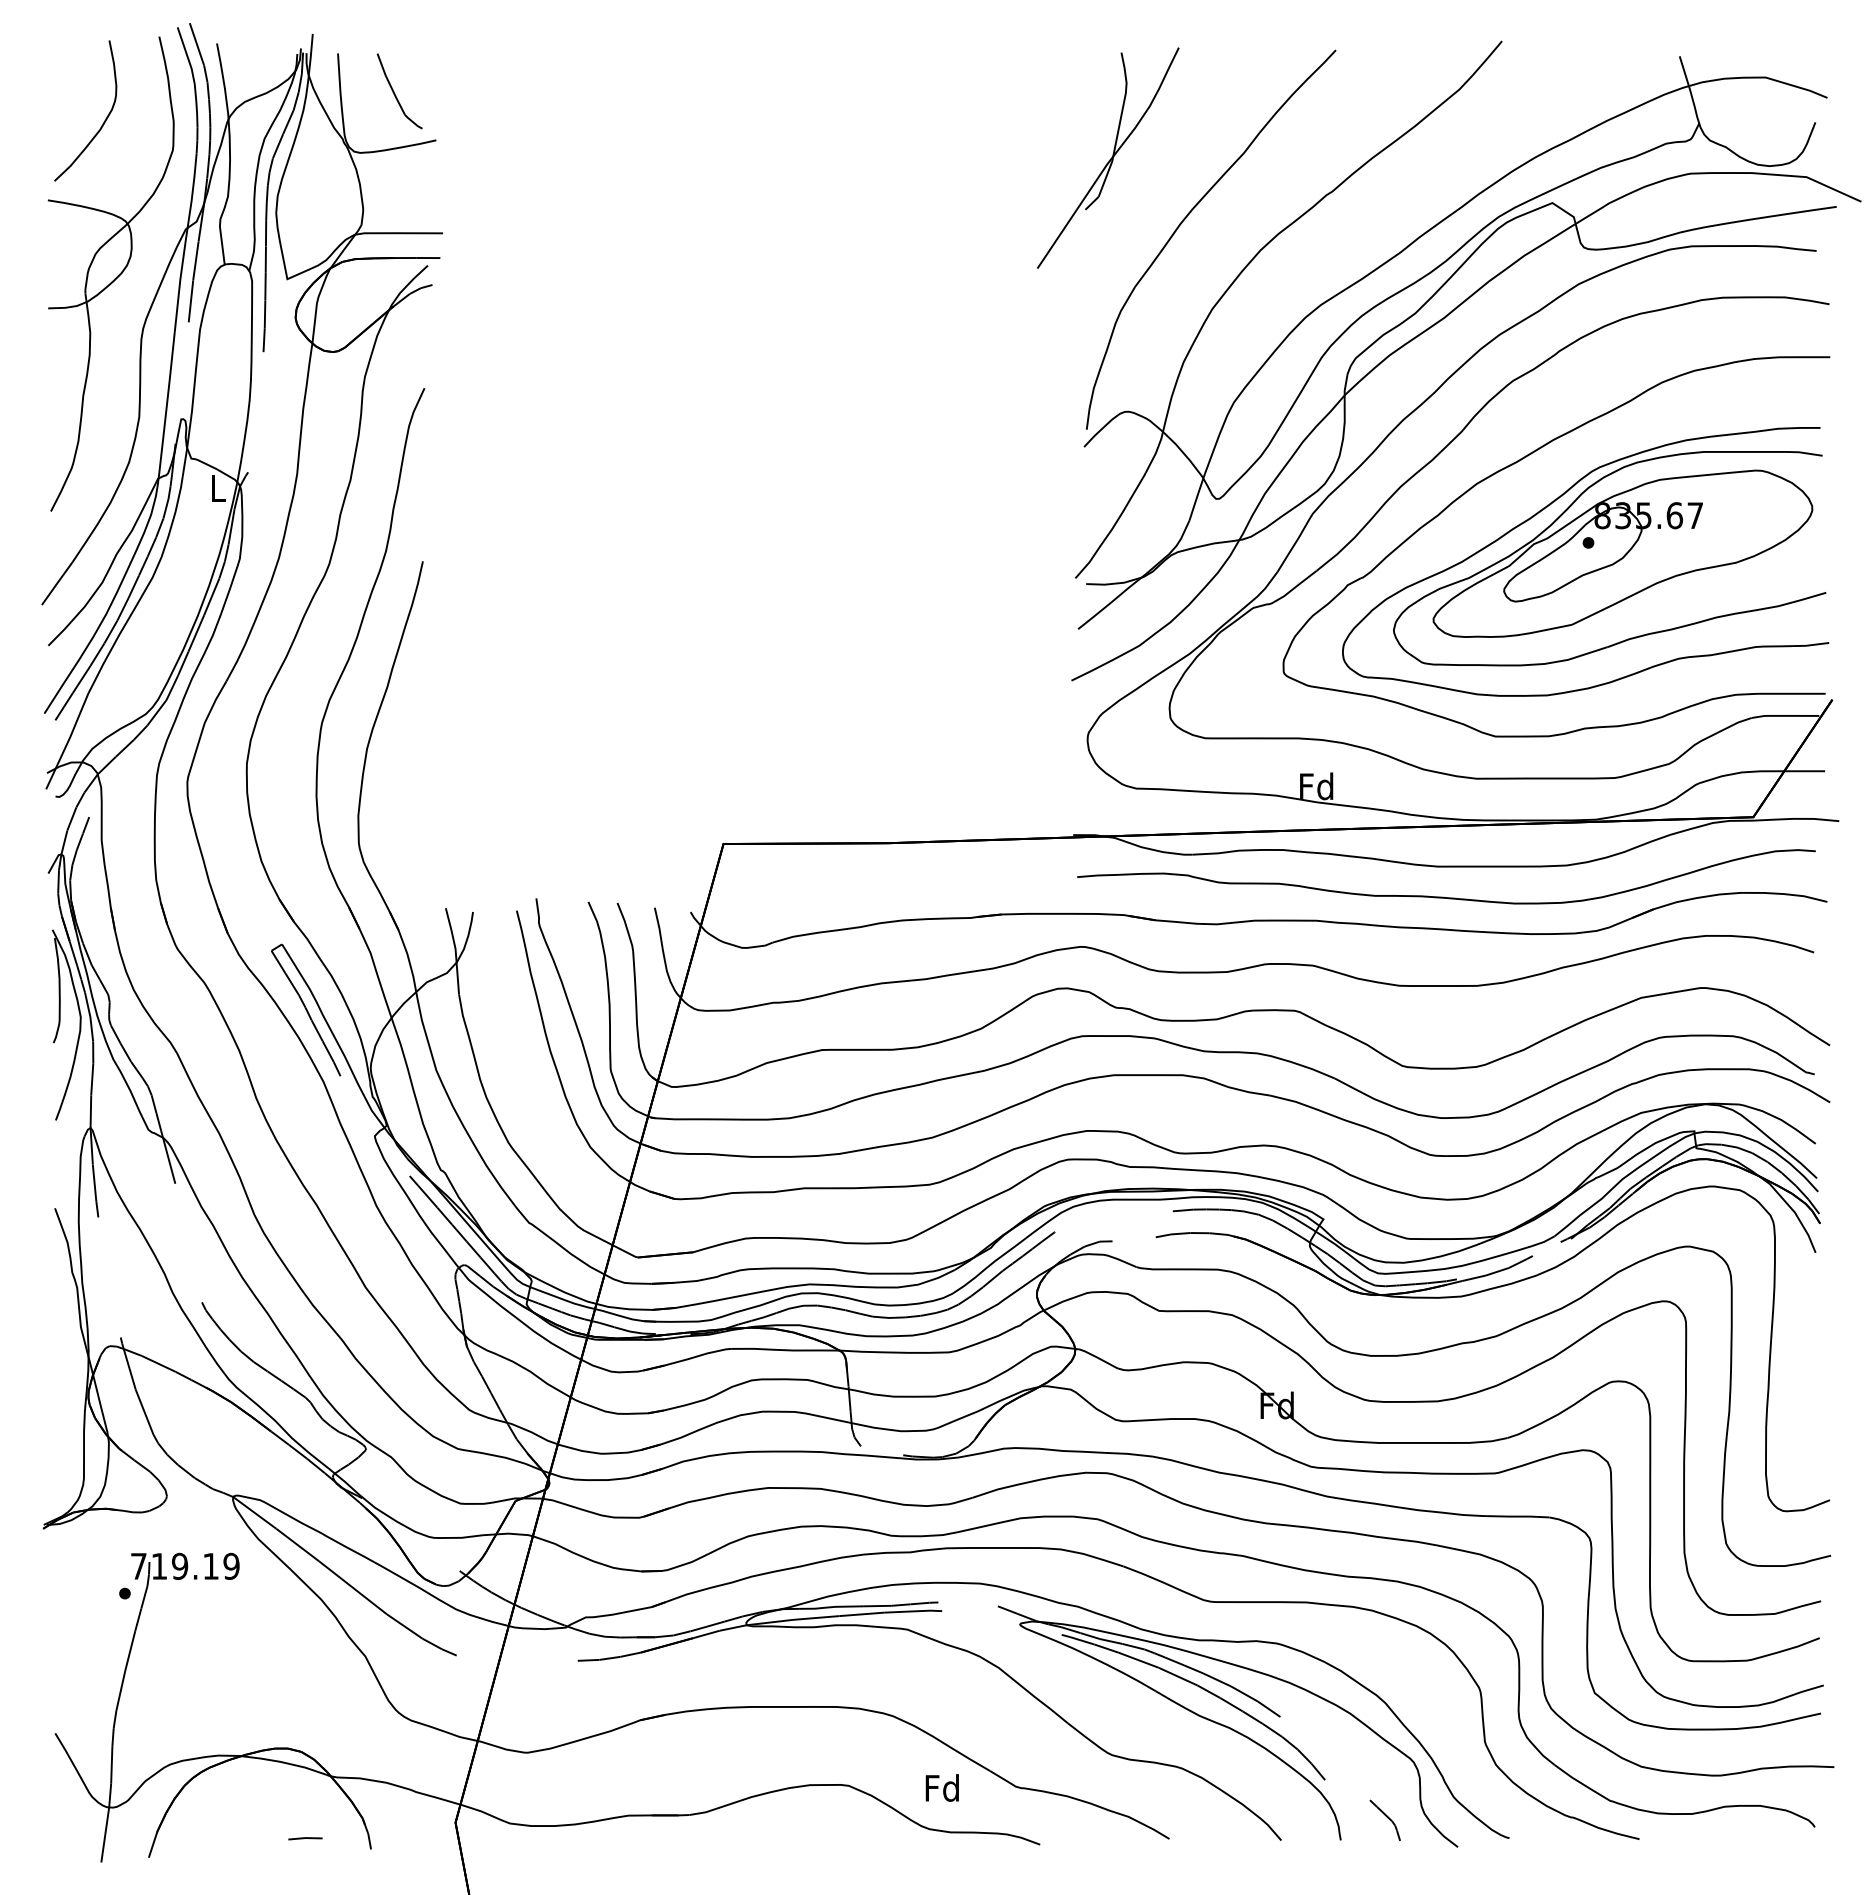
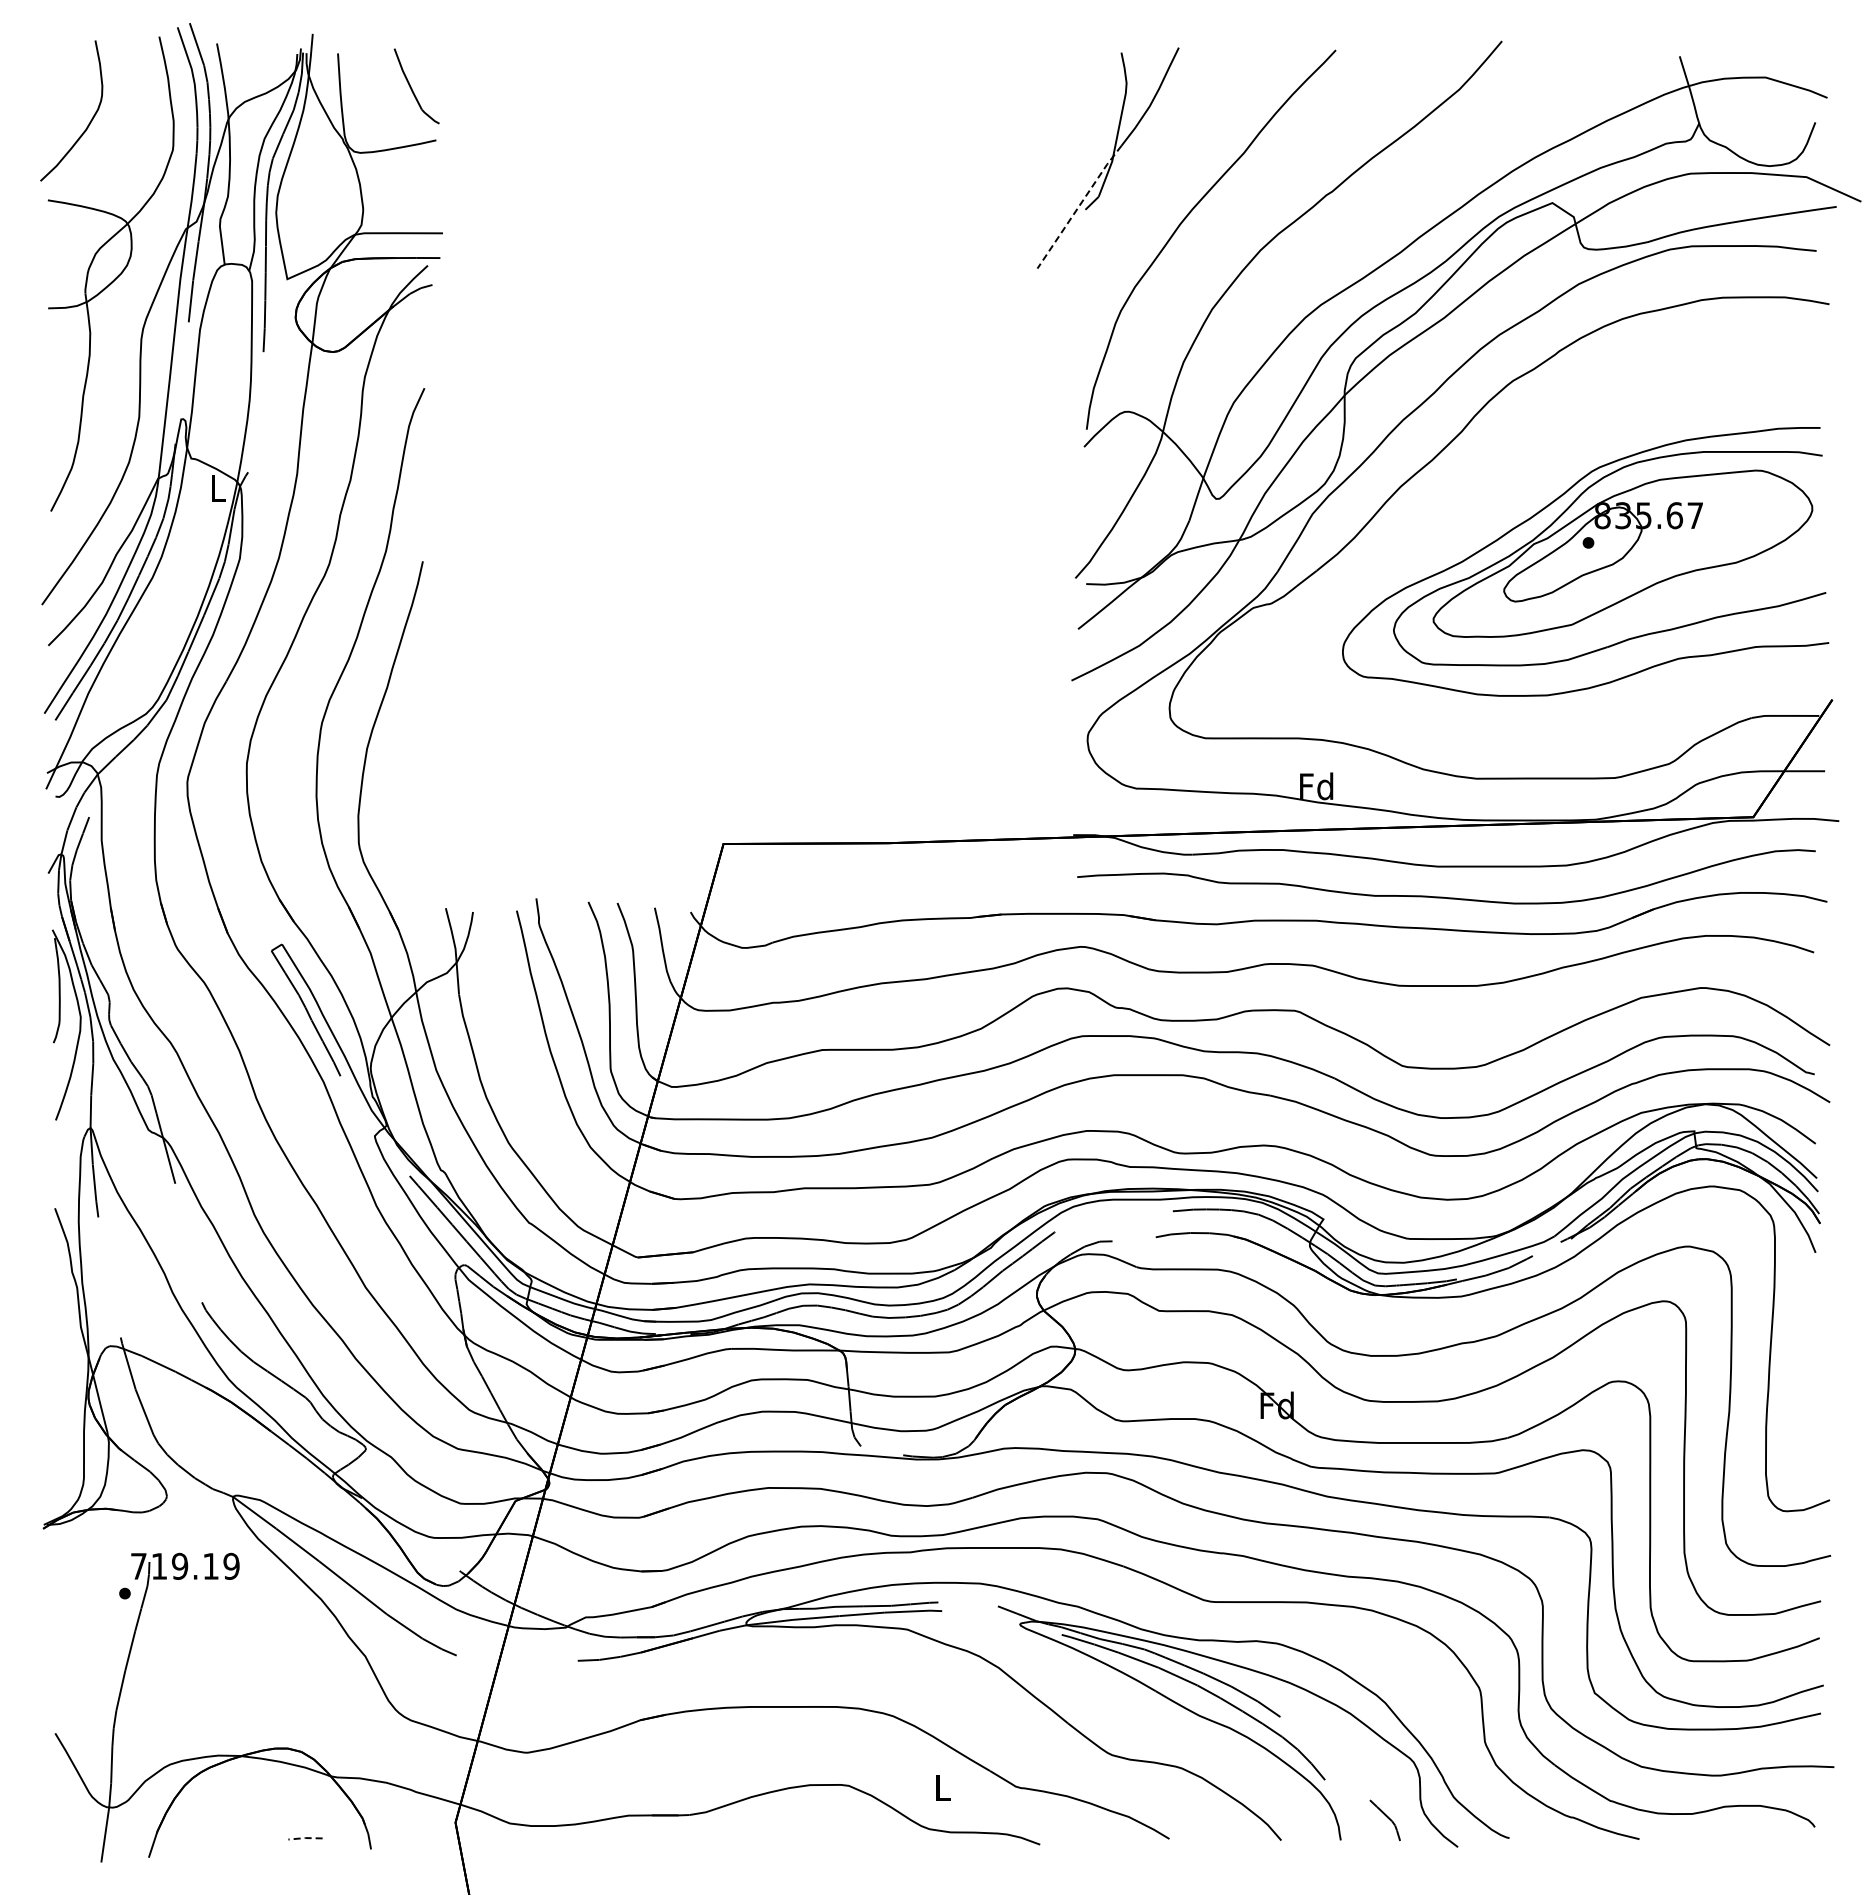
part position: (399, 91) -> (416, 86) (416, 86)
curve position: (102, 123) -> (88, 123) (88, 123)
line: solid -> dashed (1078, 206)
part: present -> none (1514, 464)
text: Fd -> L (941, 1787)
line: solid -> dashed (305, 1838)
